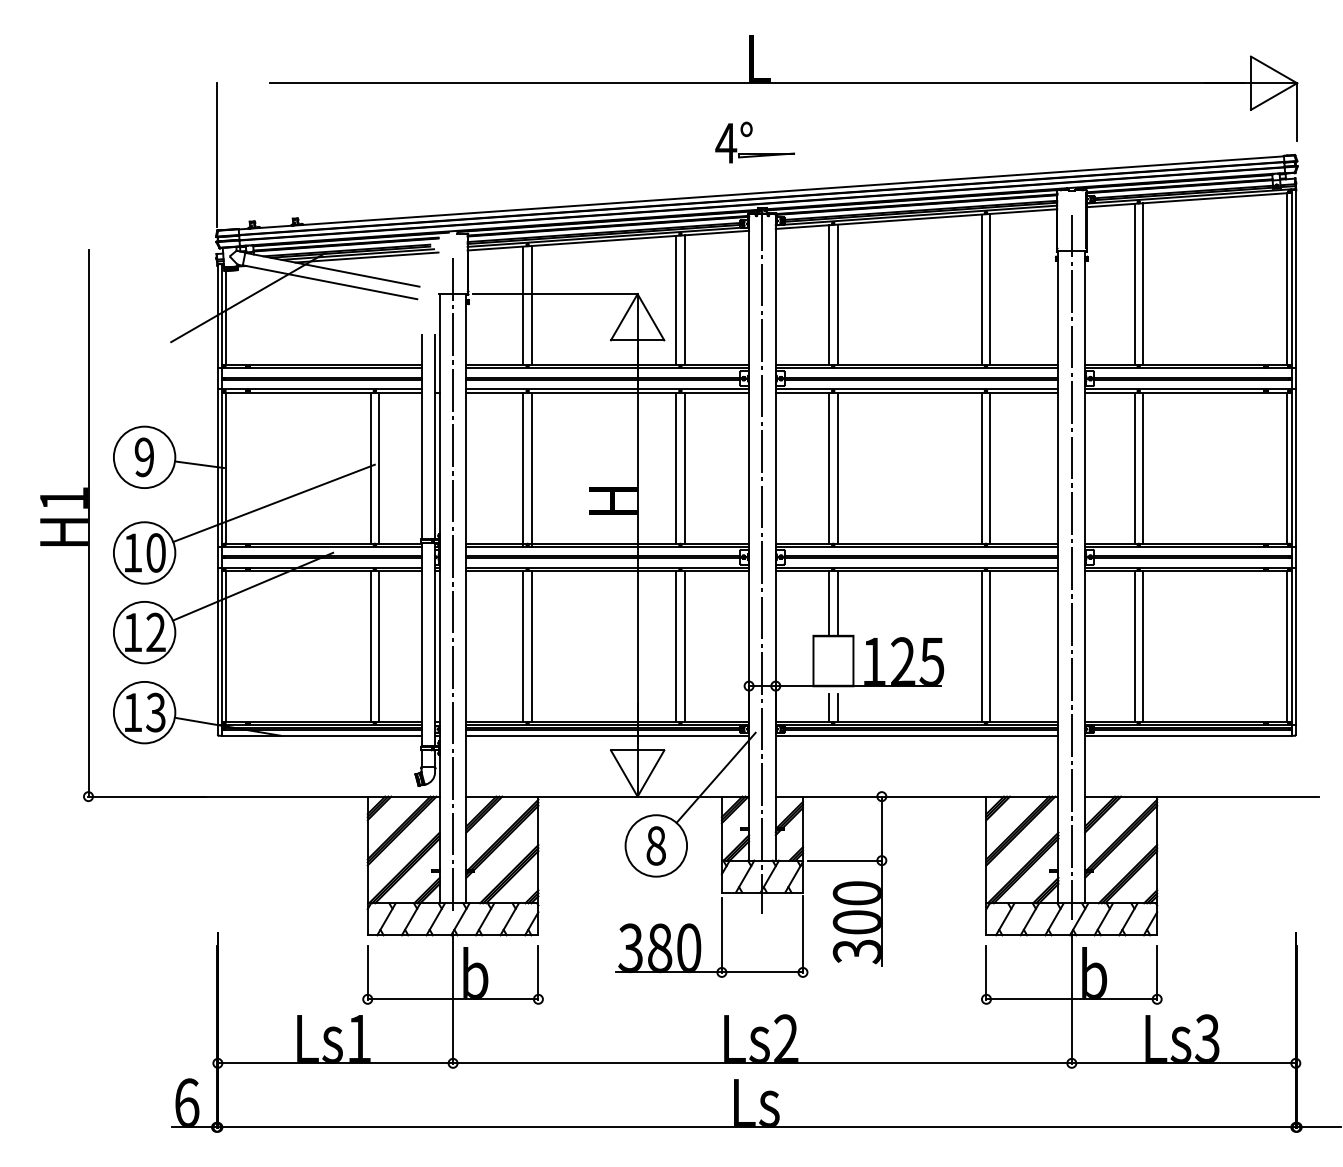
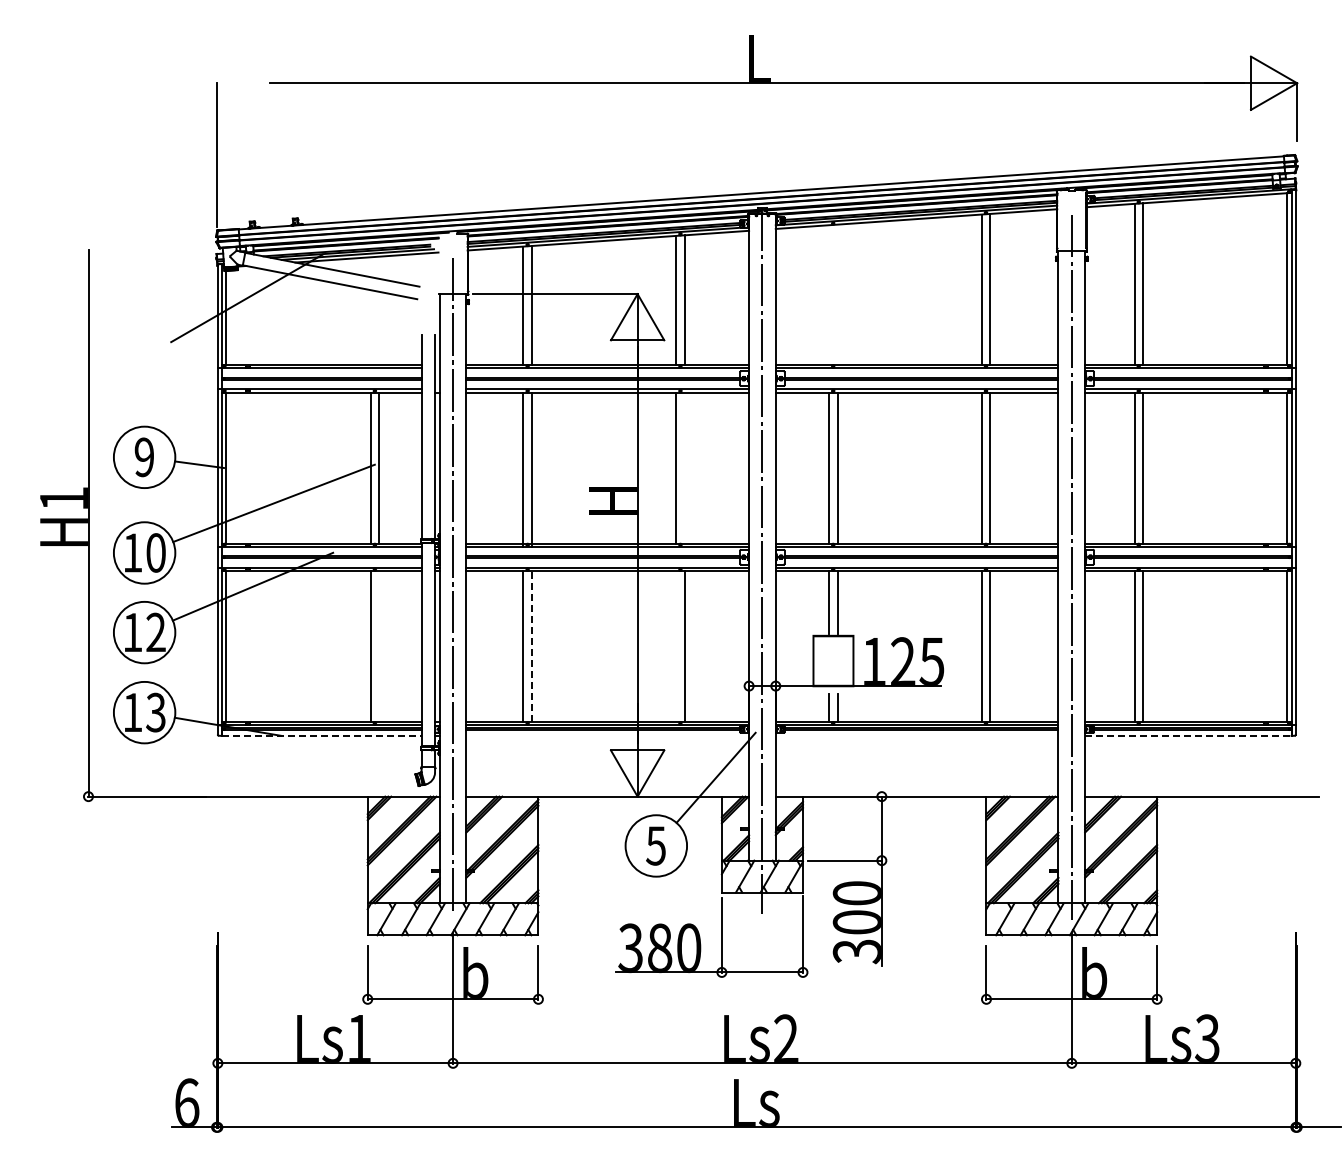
part: present -> none (749, 136)
line: present -> none (828, 294)
line: present -> none (837, 294)
line: present -> none (684, 467)
line: present -> none (379, 646)
line: solid -> dashed (531, 646)
line: present -> none (676, 646)
line: solid -> dashed (322, 735)
line: present -> none (607, 735)
line: present -> none (916, 735)
line: solid -> dashed (1188, 735)
text: 8 -> 5 (655, 845)
